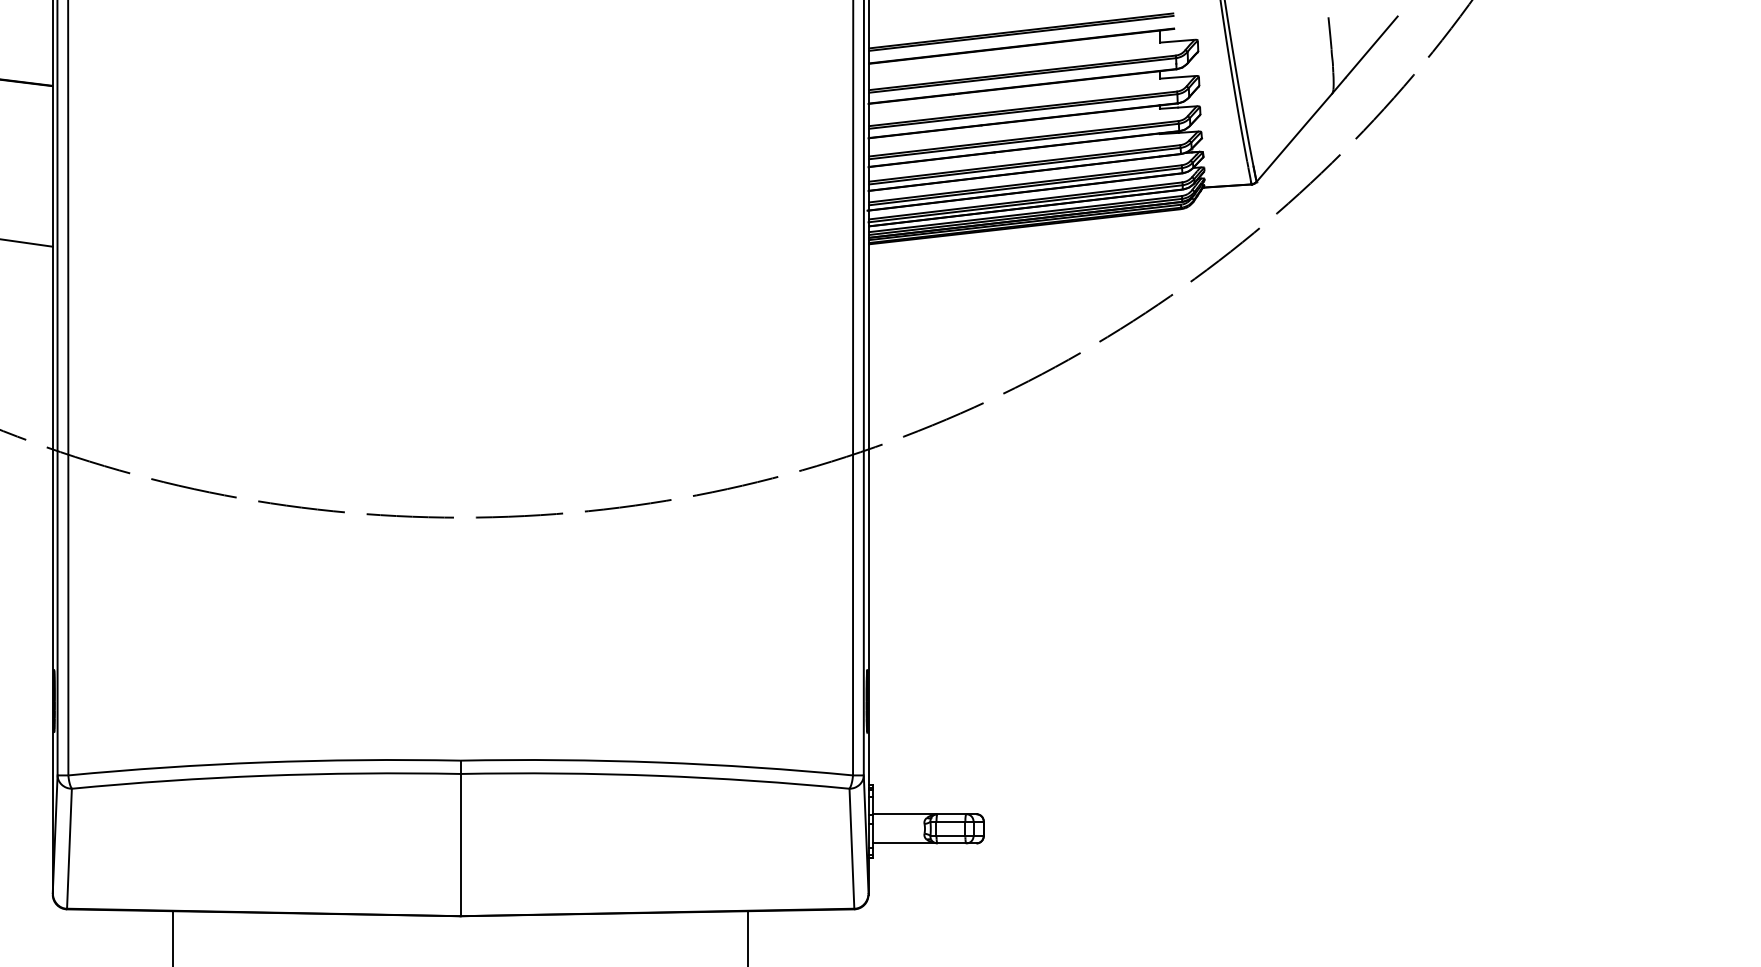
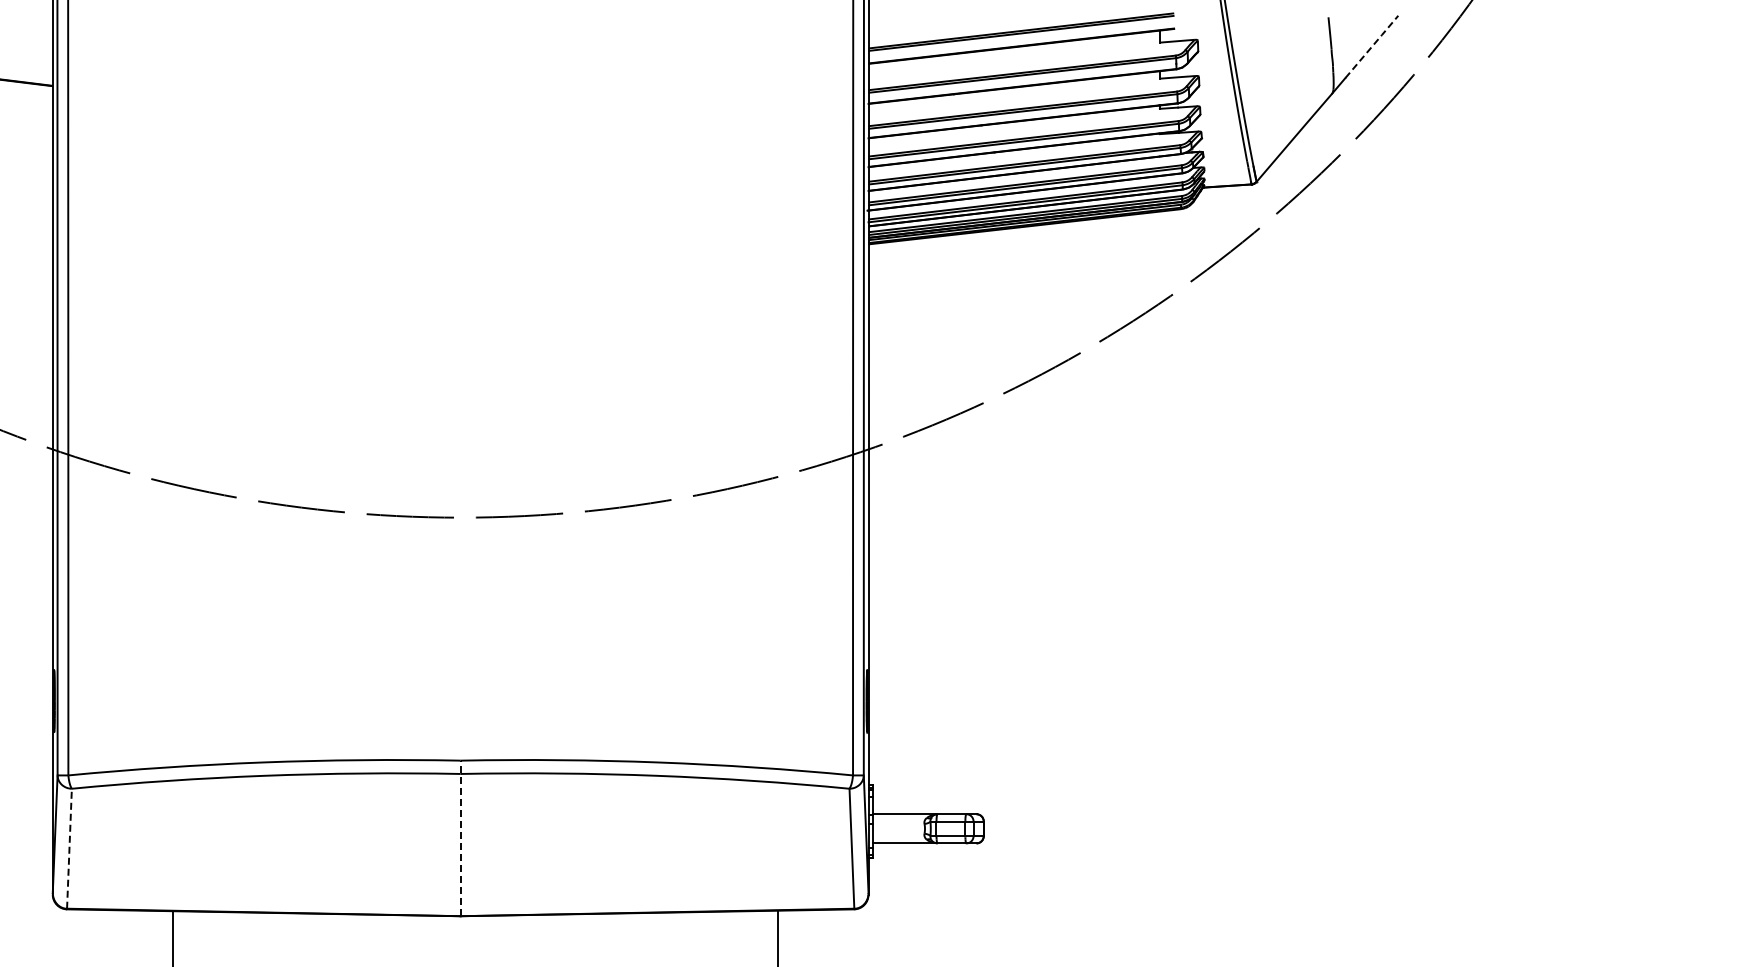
line: solid -> dashed (1371, 46)
line: present -> none (27, 242)
line: solid -> dashed (460, 838)
line: solid -> dashed (69, 848)
line position: (748, 937) -> (778, 937) (778, 937)
